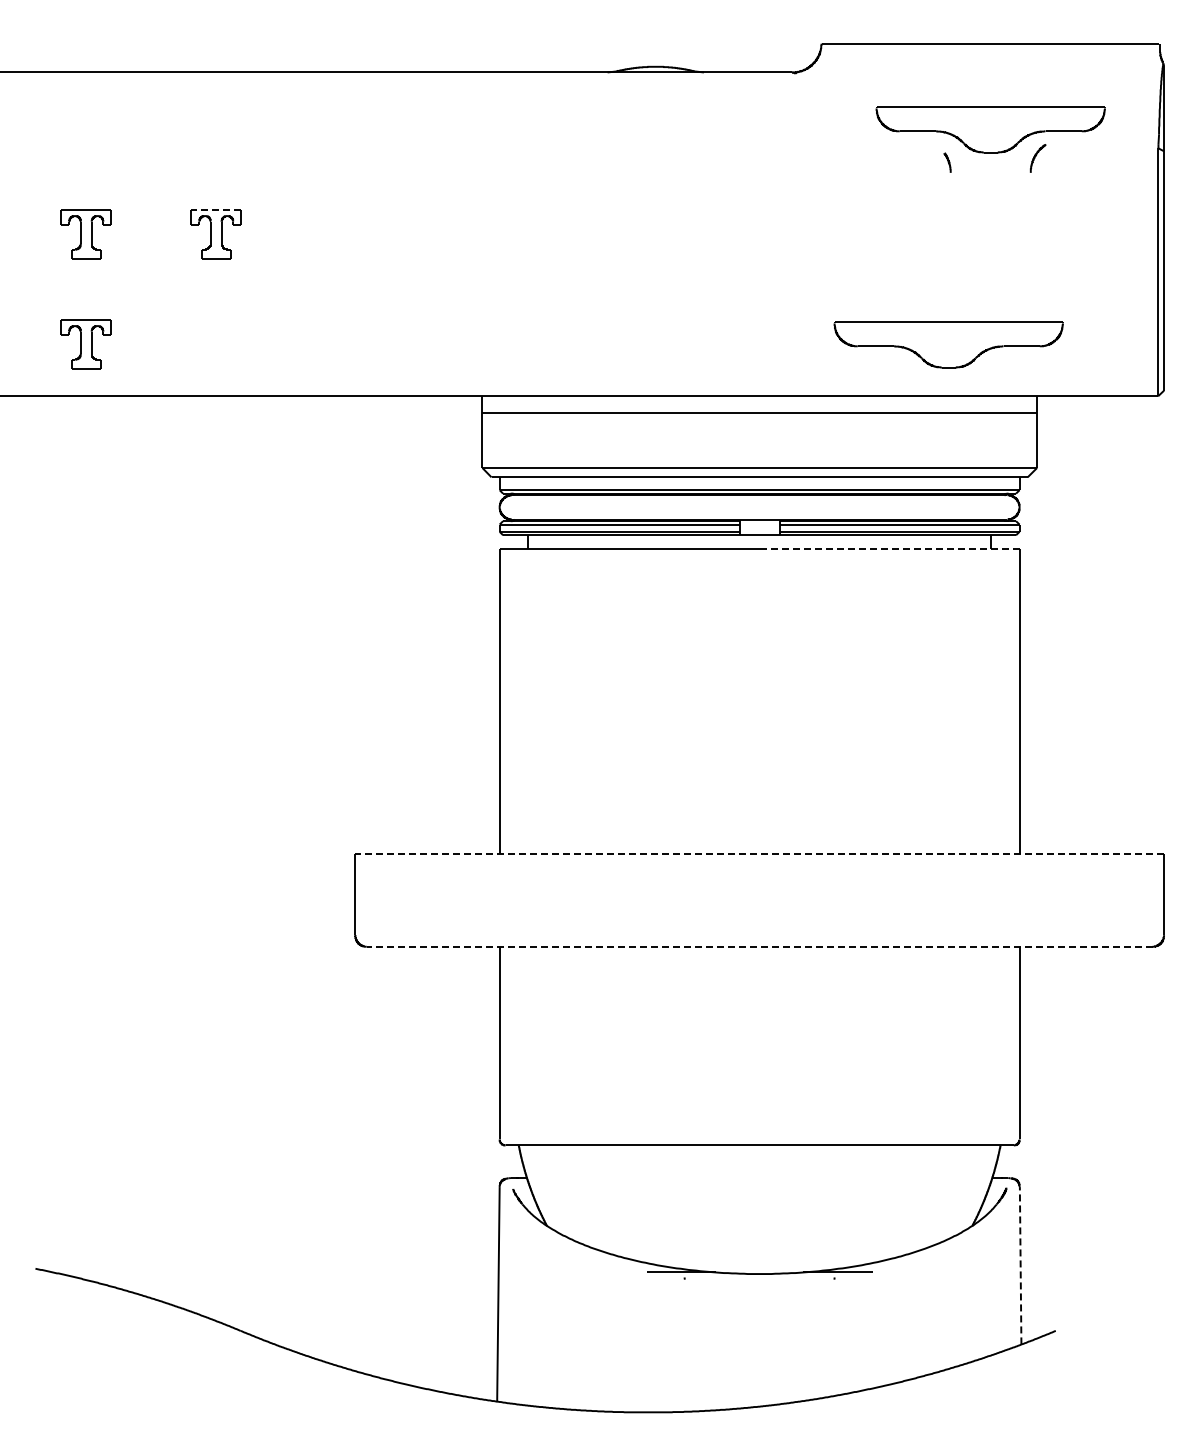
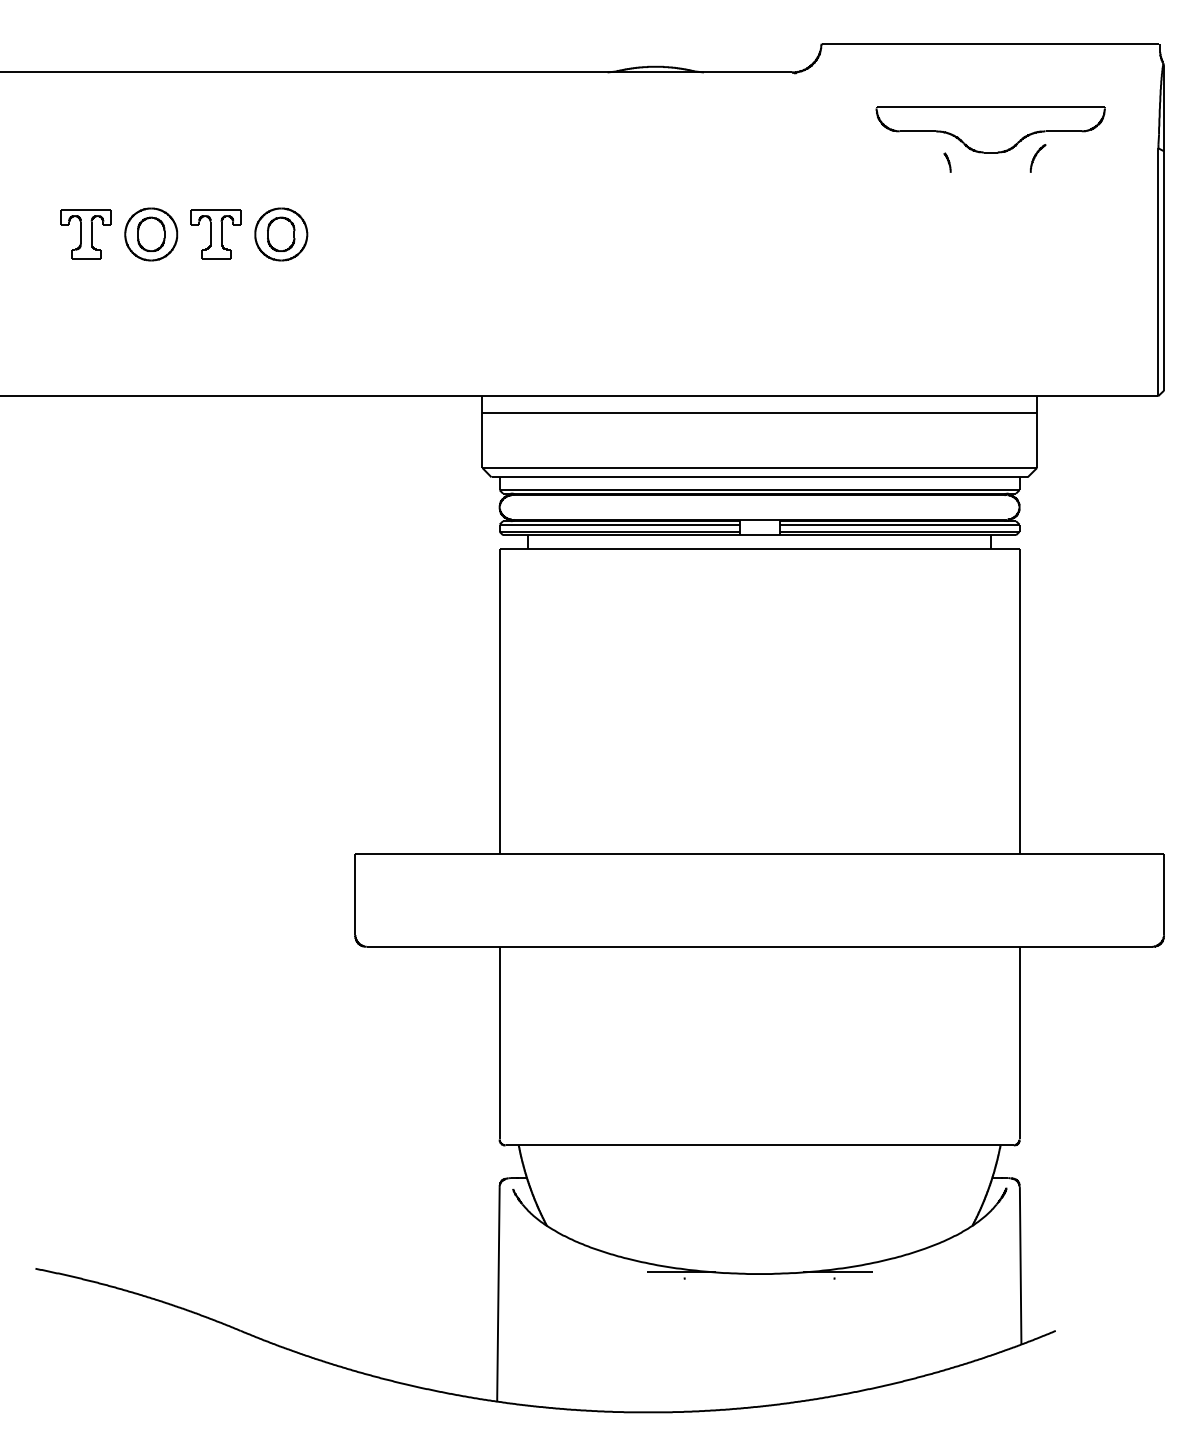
line: dashed -> solid (215, 210)
part: none -> present (151, 234)
part: none -> present (281, 234)
part: present -> none (85, 344)
part: present -> none (948, 344)
line: dashed -> solid (889, 548)
line: dashed -> solid (759, 854)
line: dashed -> solid (759, 946)
line: dashed -> solid (1020, 1265)
